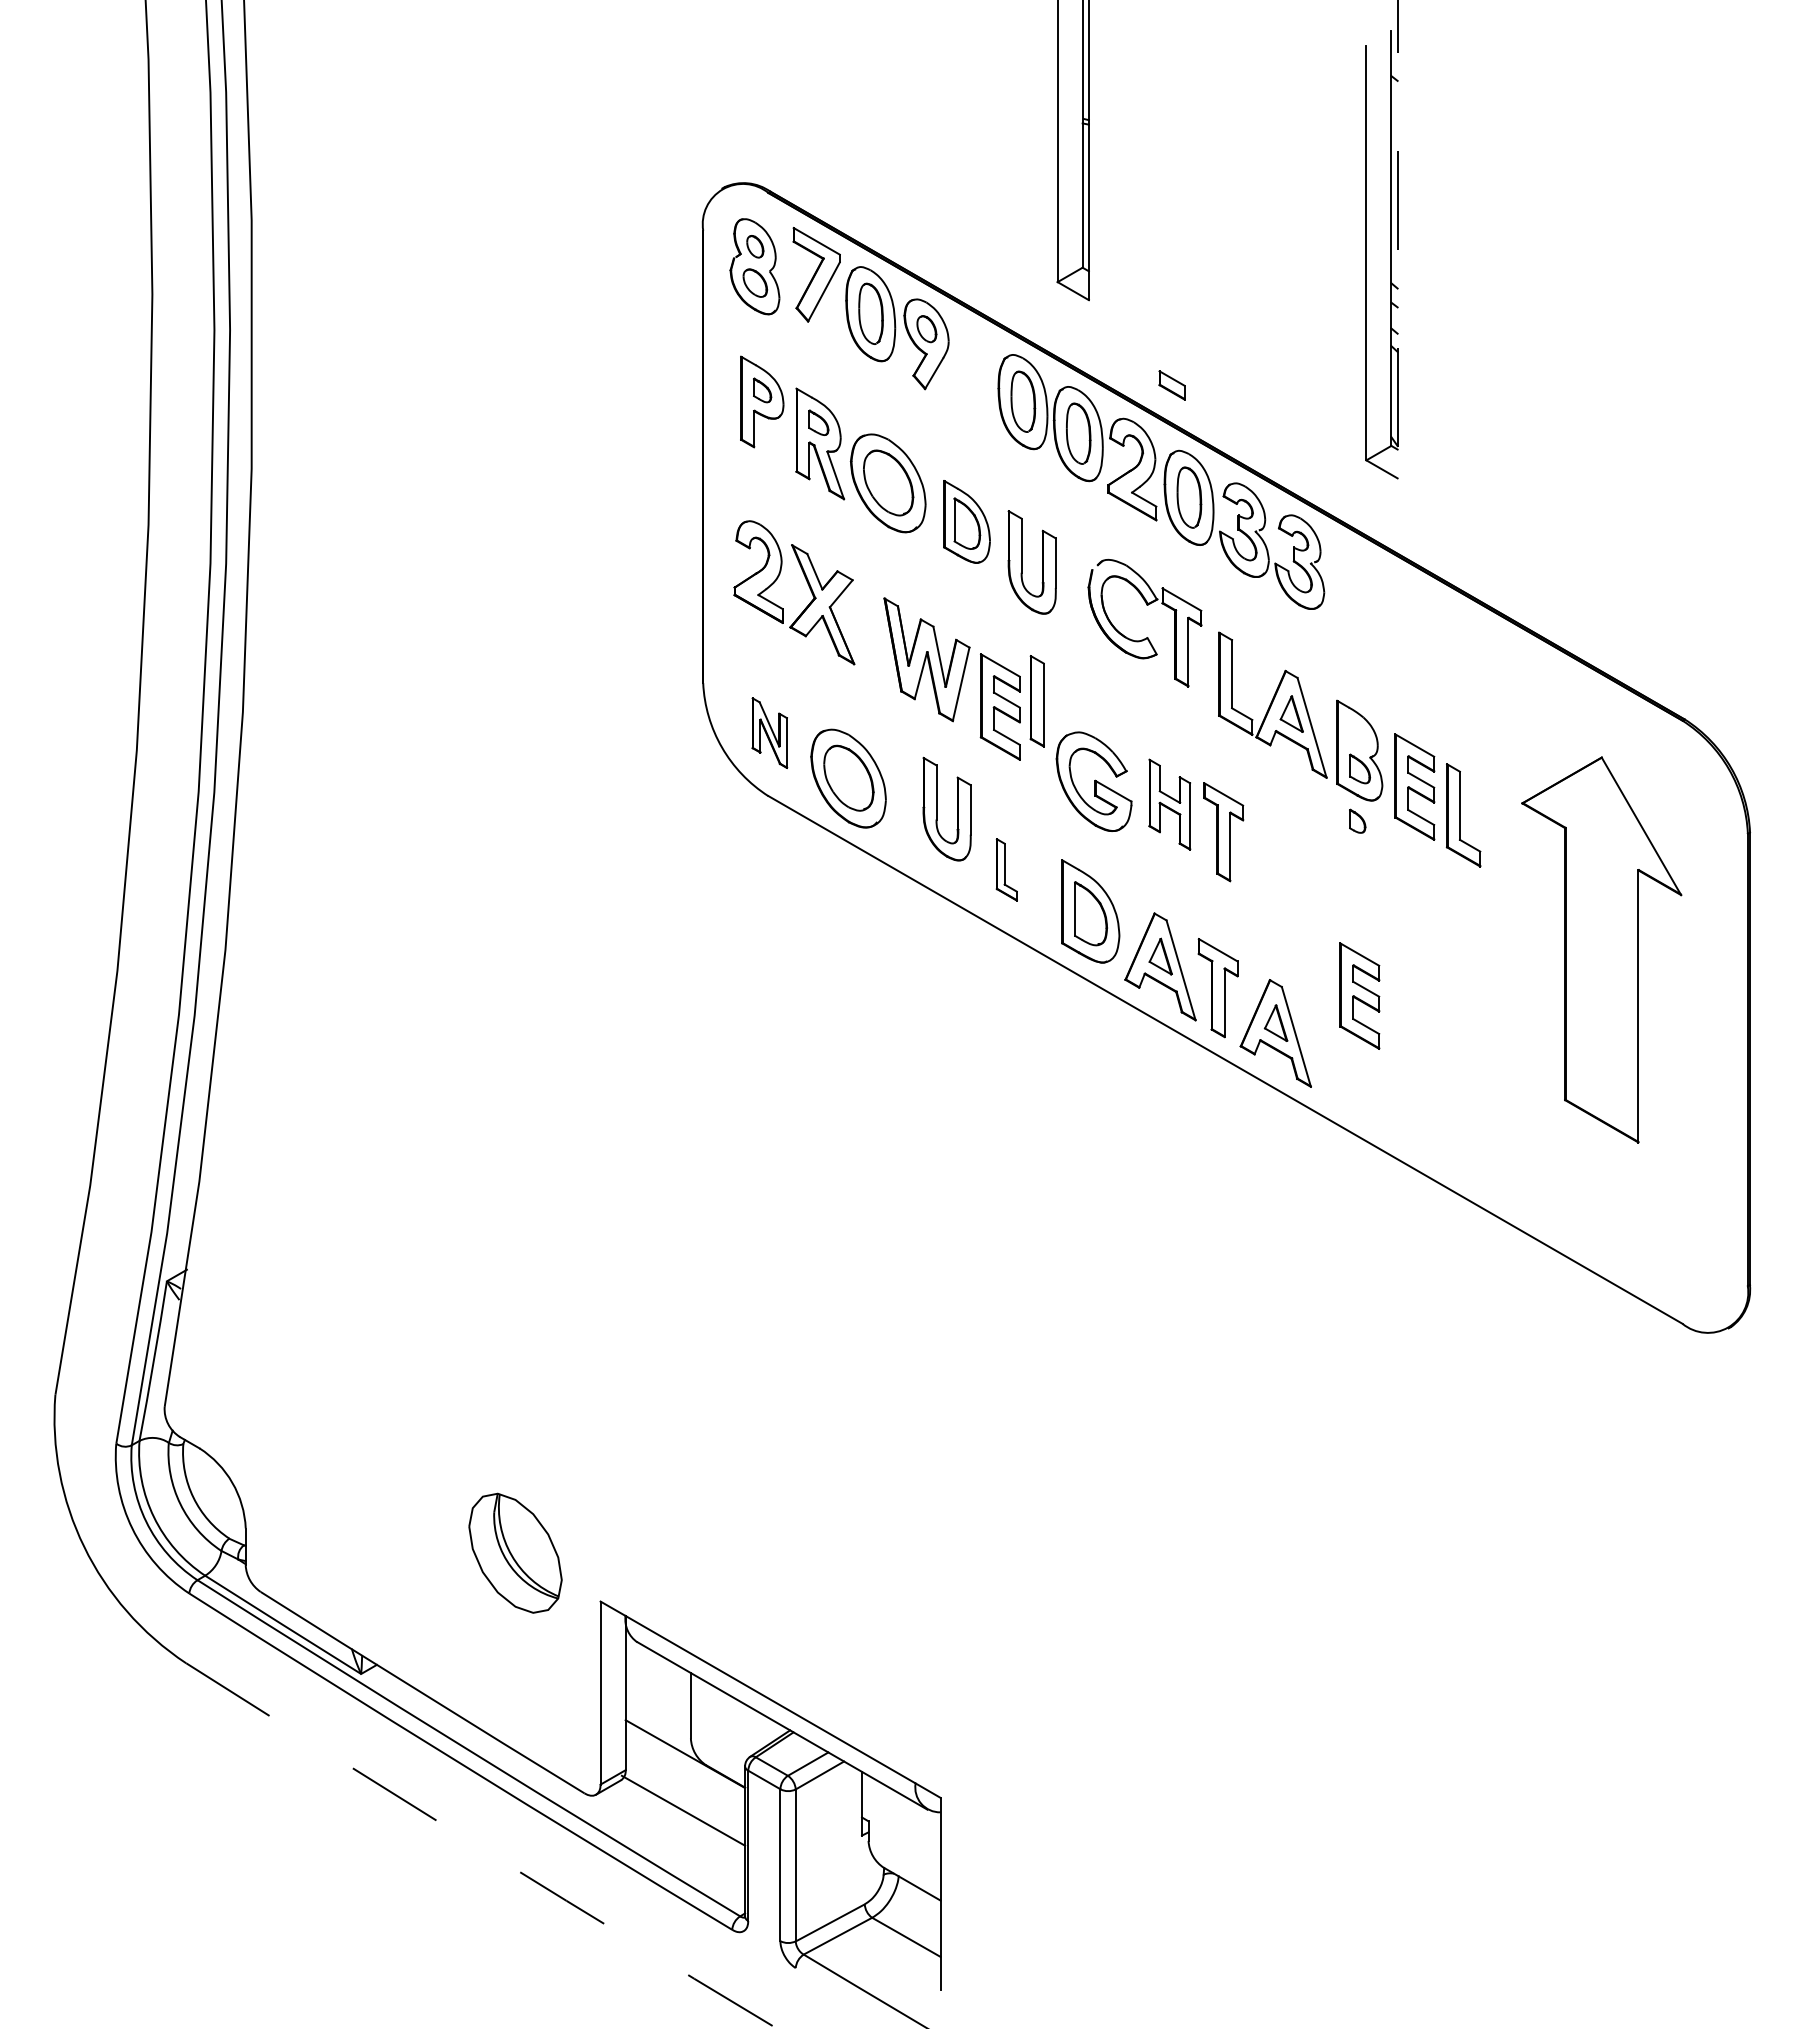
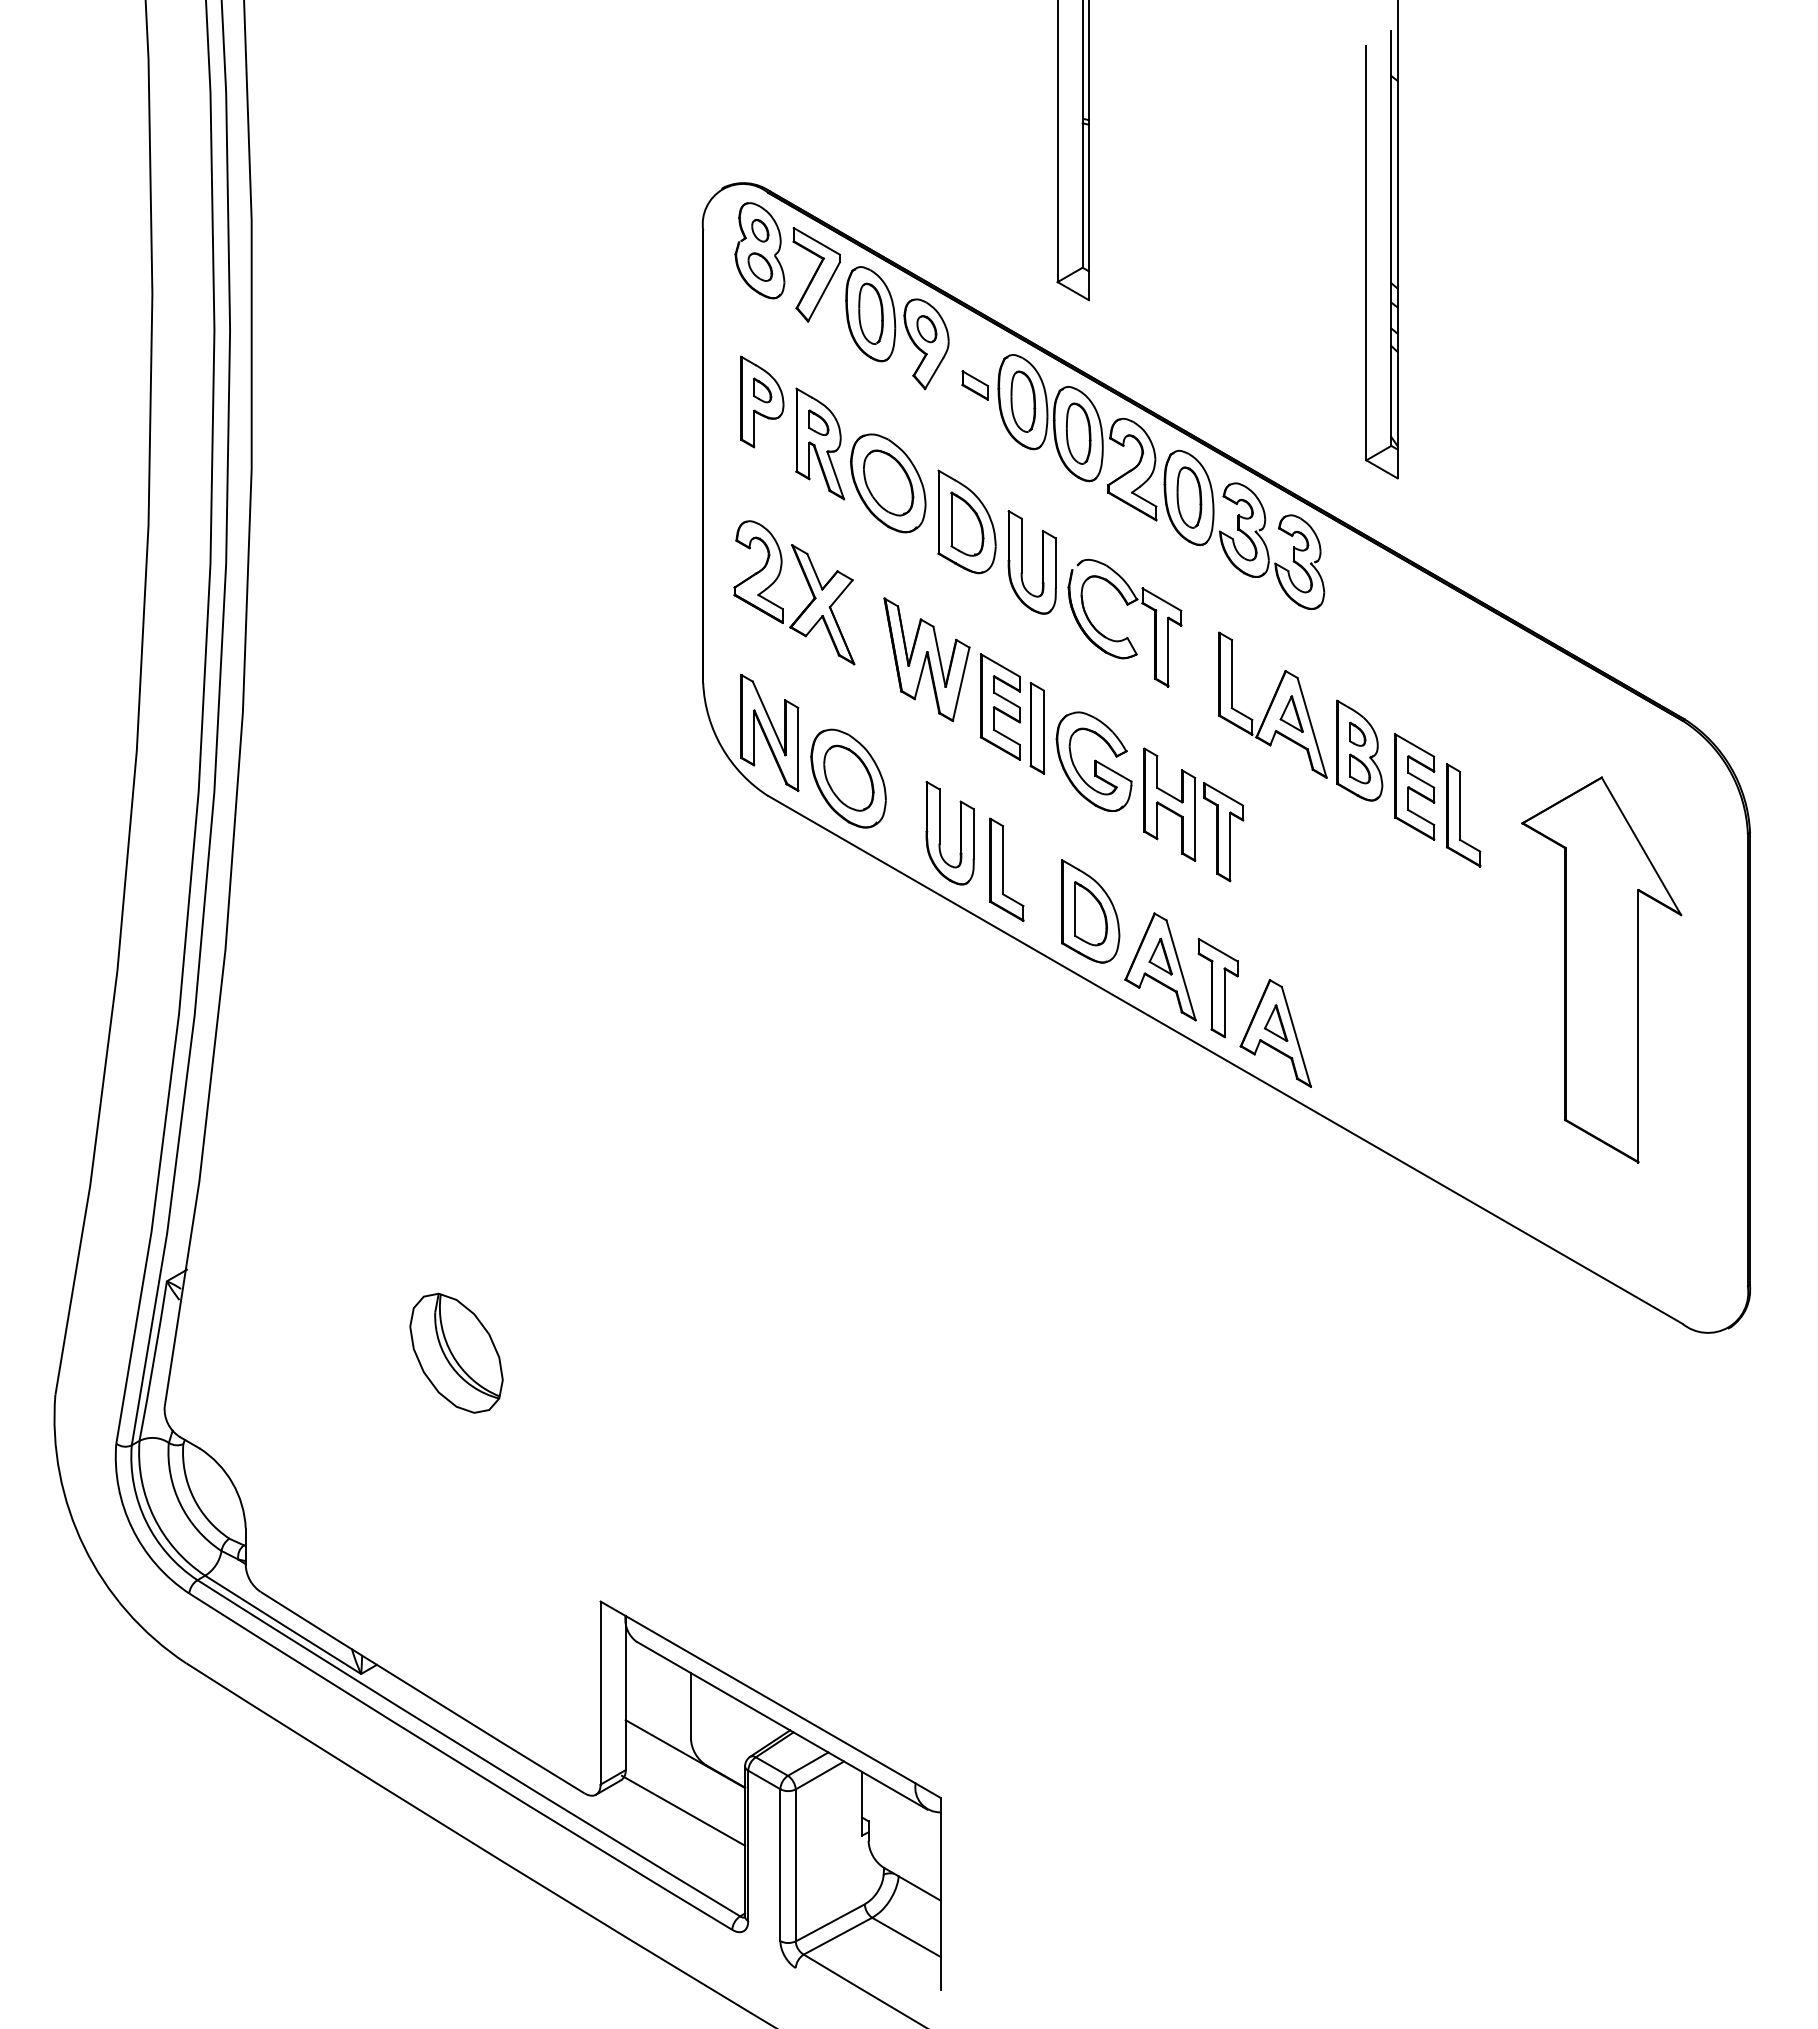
line: dashed -> solid (1397, 239)
part position: (754, 266) -> (759, 250) (759, 250)
part position: (1171, 385) -> (974, 385) (974, 385)
part size: 48x84 px -> 60x106 px (966, 521)
part position: (1146, 637) -> (1126, 637) (1126, 637)
part position: (1036, 701) -> (1036, 728) (1036, 728)
part size: 38x72 px -> 60x119 px (769, 733)
part position: (1093, 781) -> (1093, 761) (1093, 761)
part size: 44x93 px -> 54x115 px (1169, 804)
part position: (937, 808) -> (940, 832) (940, 832)
part position: (1357, 820) -> (1357, 733) (1357, 733)
part size: 23x64 px -> 36x106 px (1006, 869)
part position: (1601, 949) -> (1601, 969) (1601, 969)
part: present -> none (1359, 995)
part position: (515, 1552) -> (456, 1352) (456, 1352)
arc: dashed -> solid (480, 1848)
